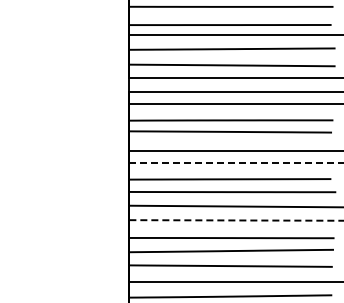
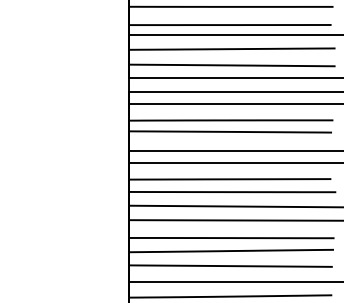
line: dashed -> solid (237, 162)
line: dashed -> solid (236, 220)
